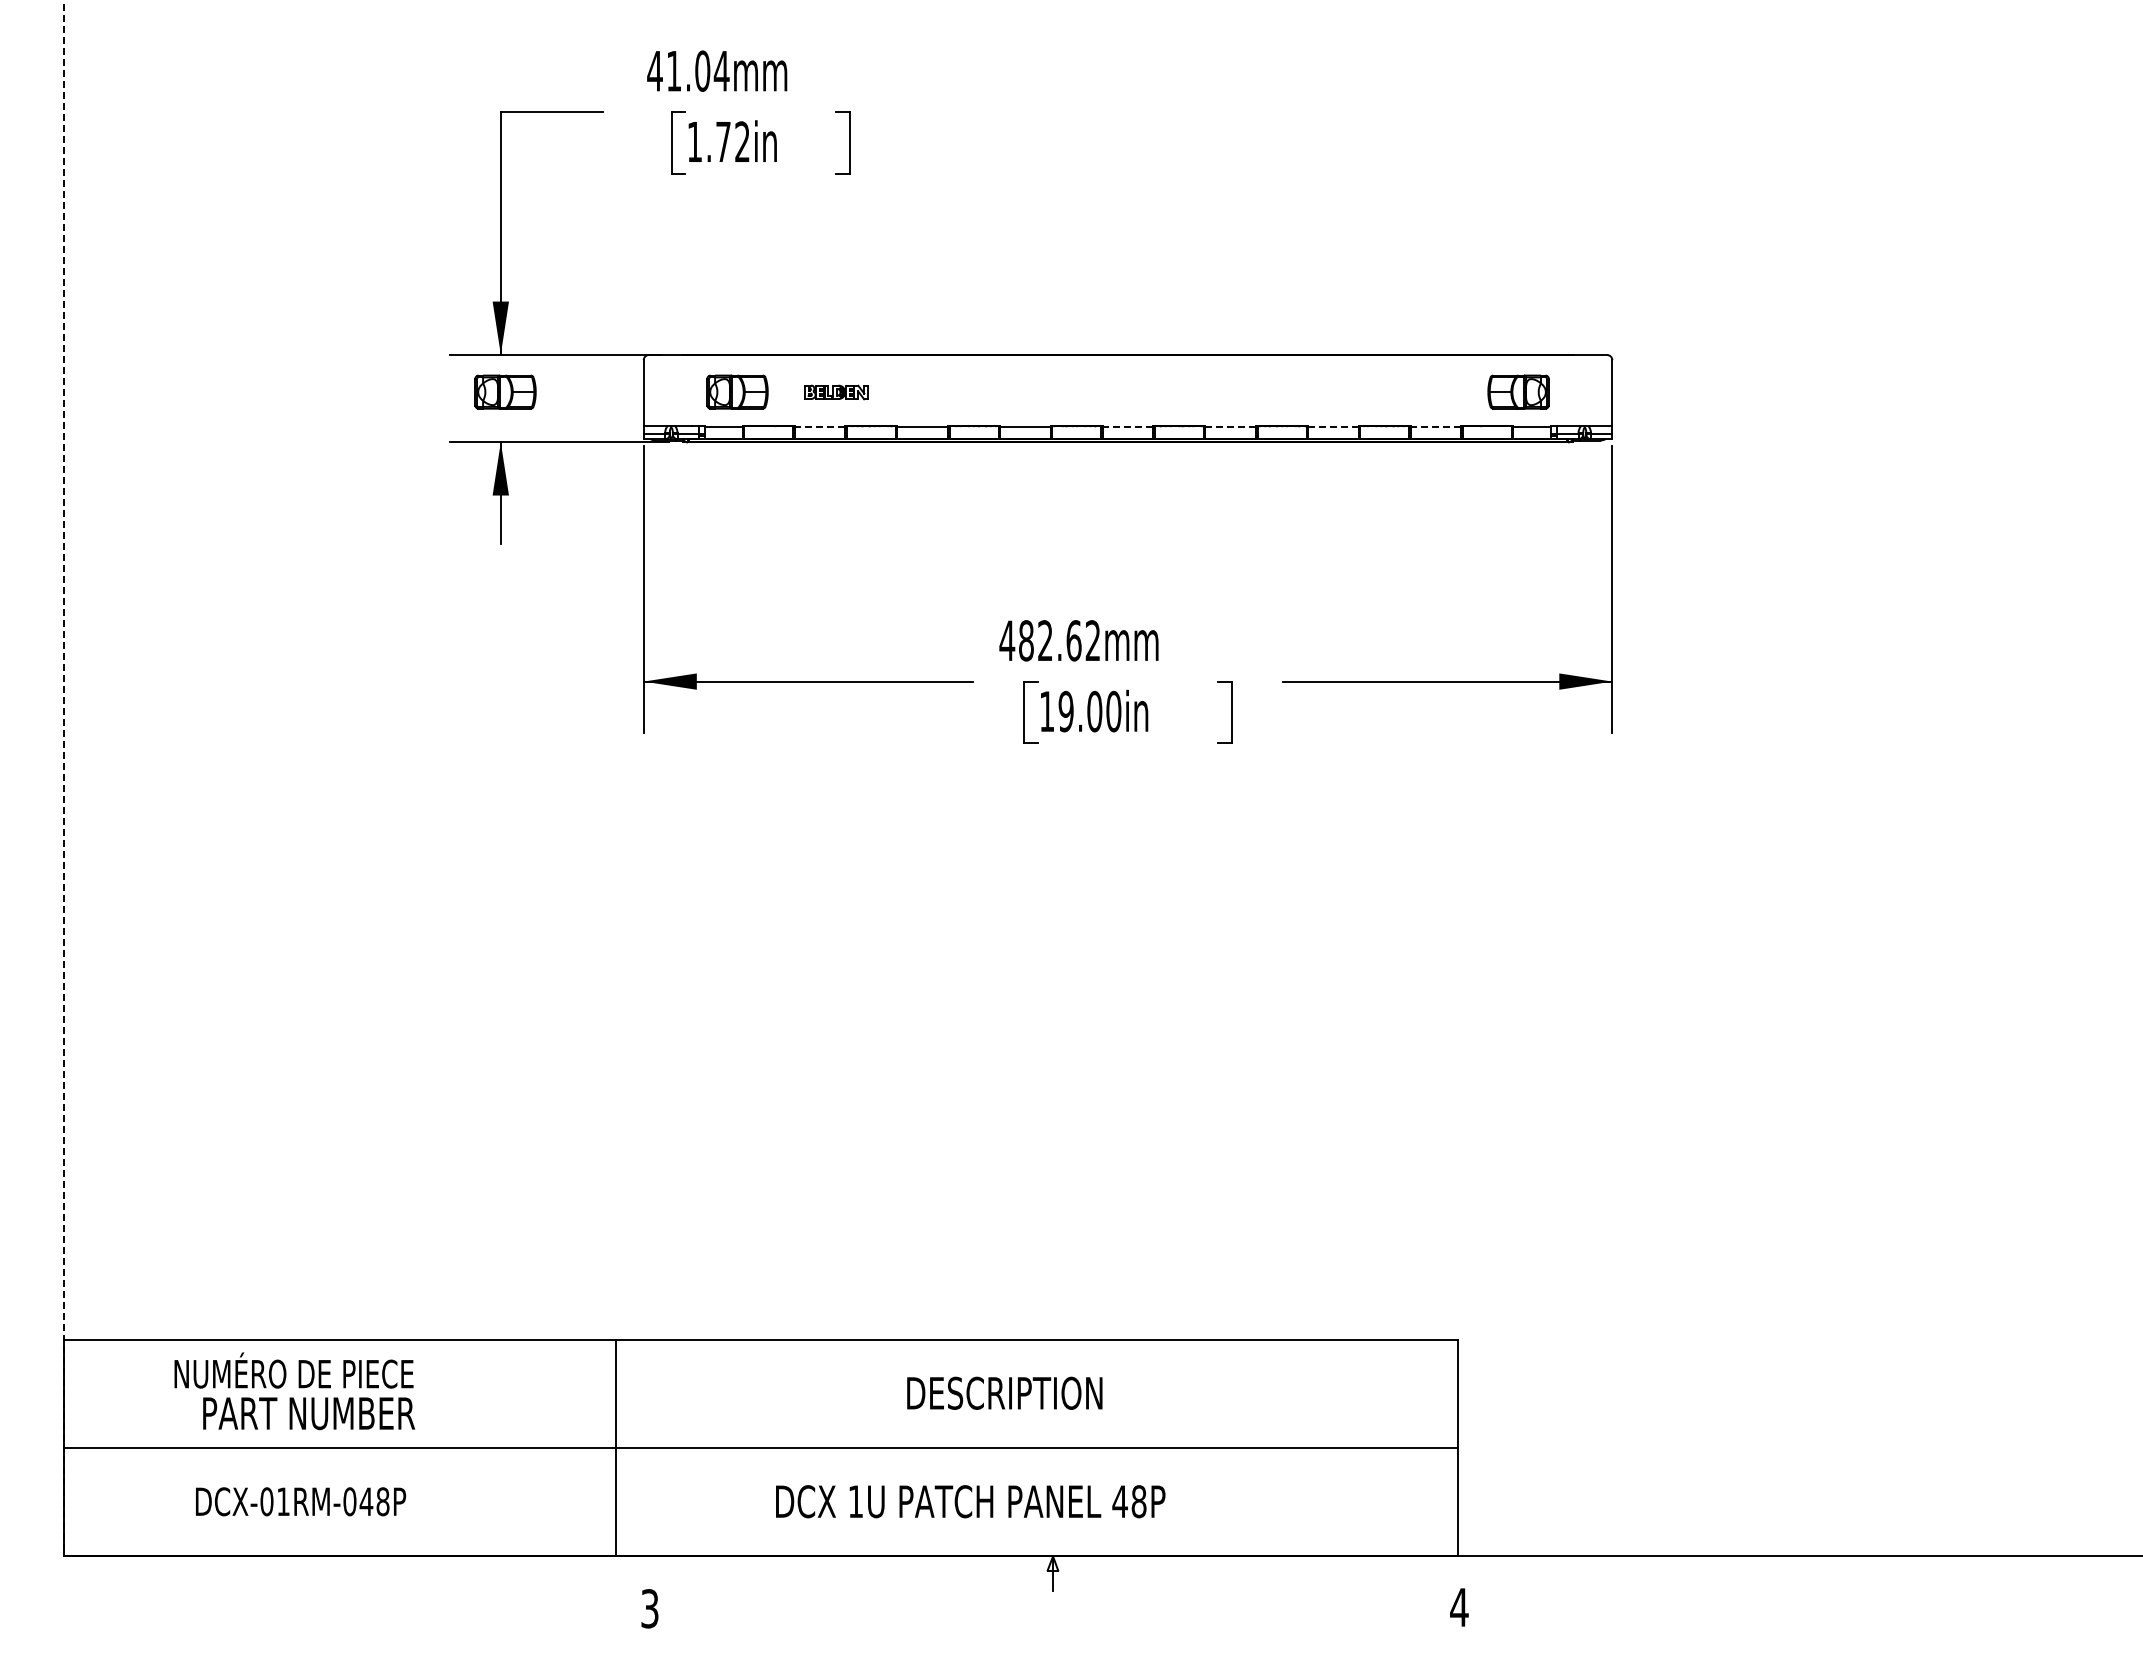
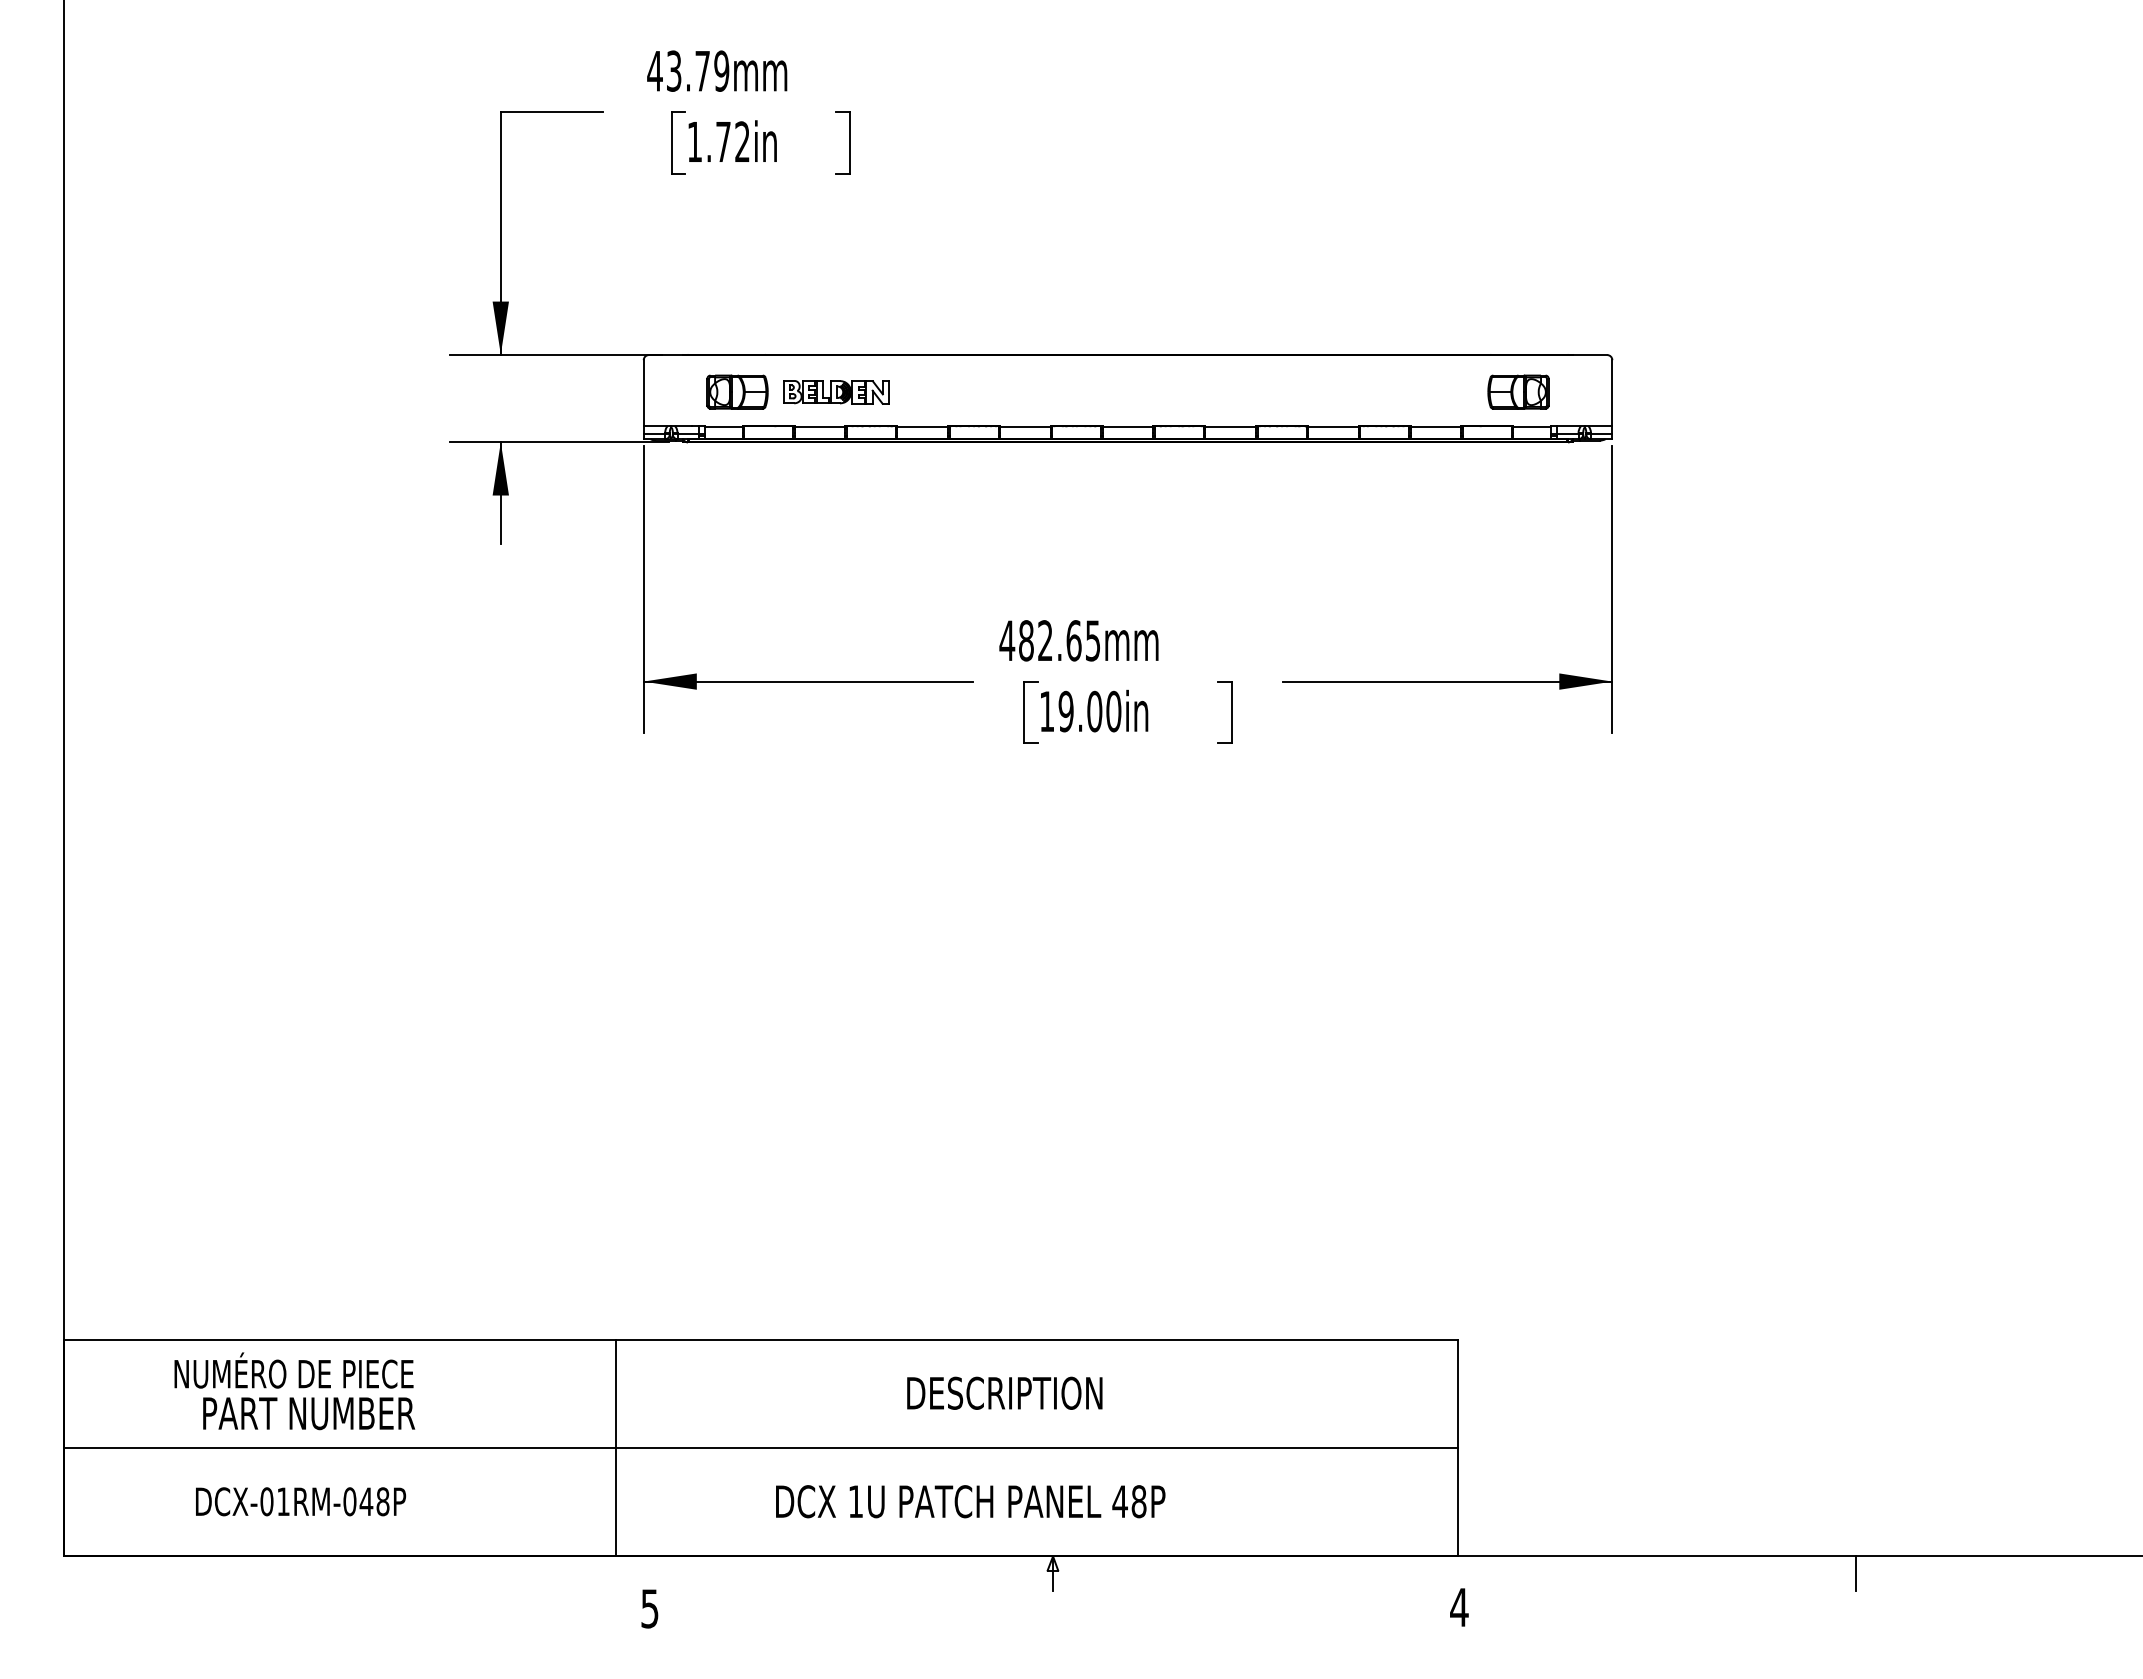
text: 41.04mm -> 43.79mm (698, 70)
part: present -> none (505, 391)
part size: 65x17 px -> 107x25 px (836, 392)
line: dashed -> solid (819, 426)
line: dashed -> solid (1127, 426)
line: dashed -> solid (1230, 426)
line: dashed -> solid (1332, 426)
line: dashed -> solid (1435, 426)
text: 482.62mm -> 482.65mm (1092, 640)
line: dashed -> solid (64, 778)
line: none -> present (1855, 1573)
text: 3 -> 5 (650, 1608)
